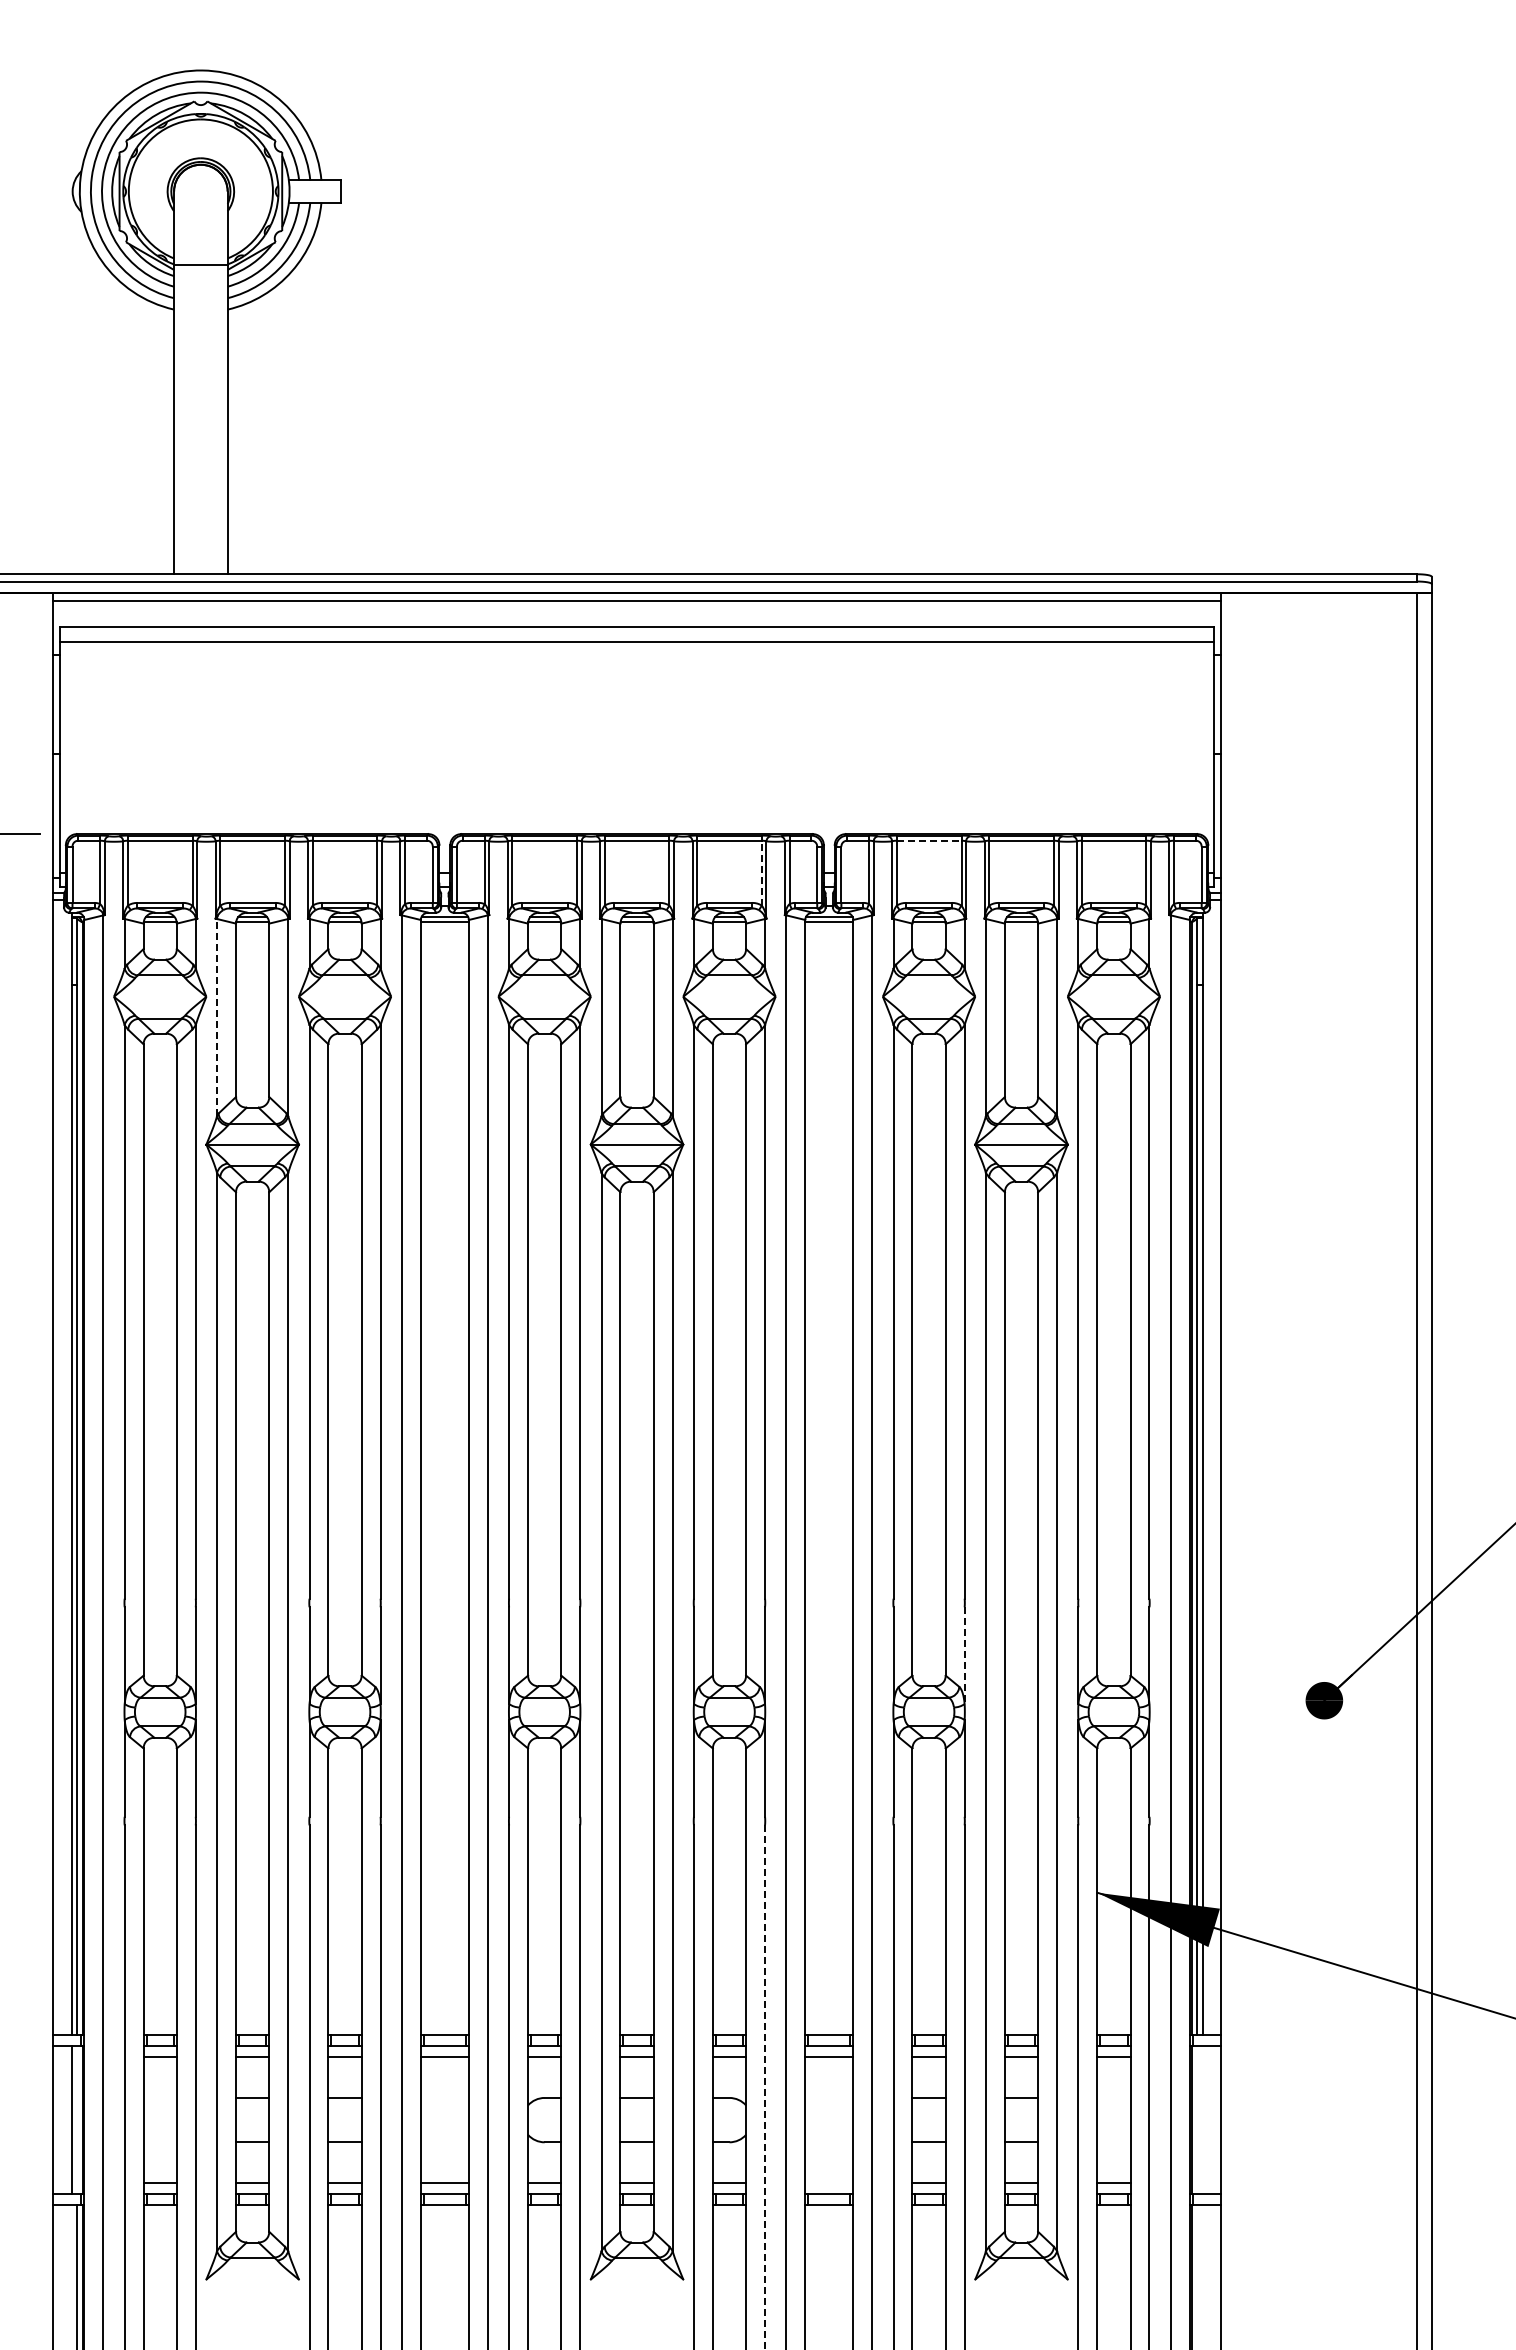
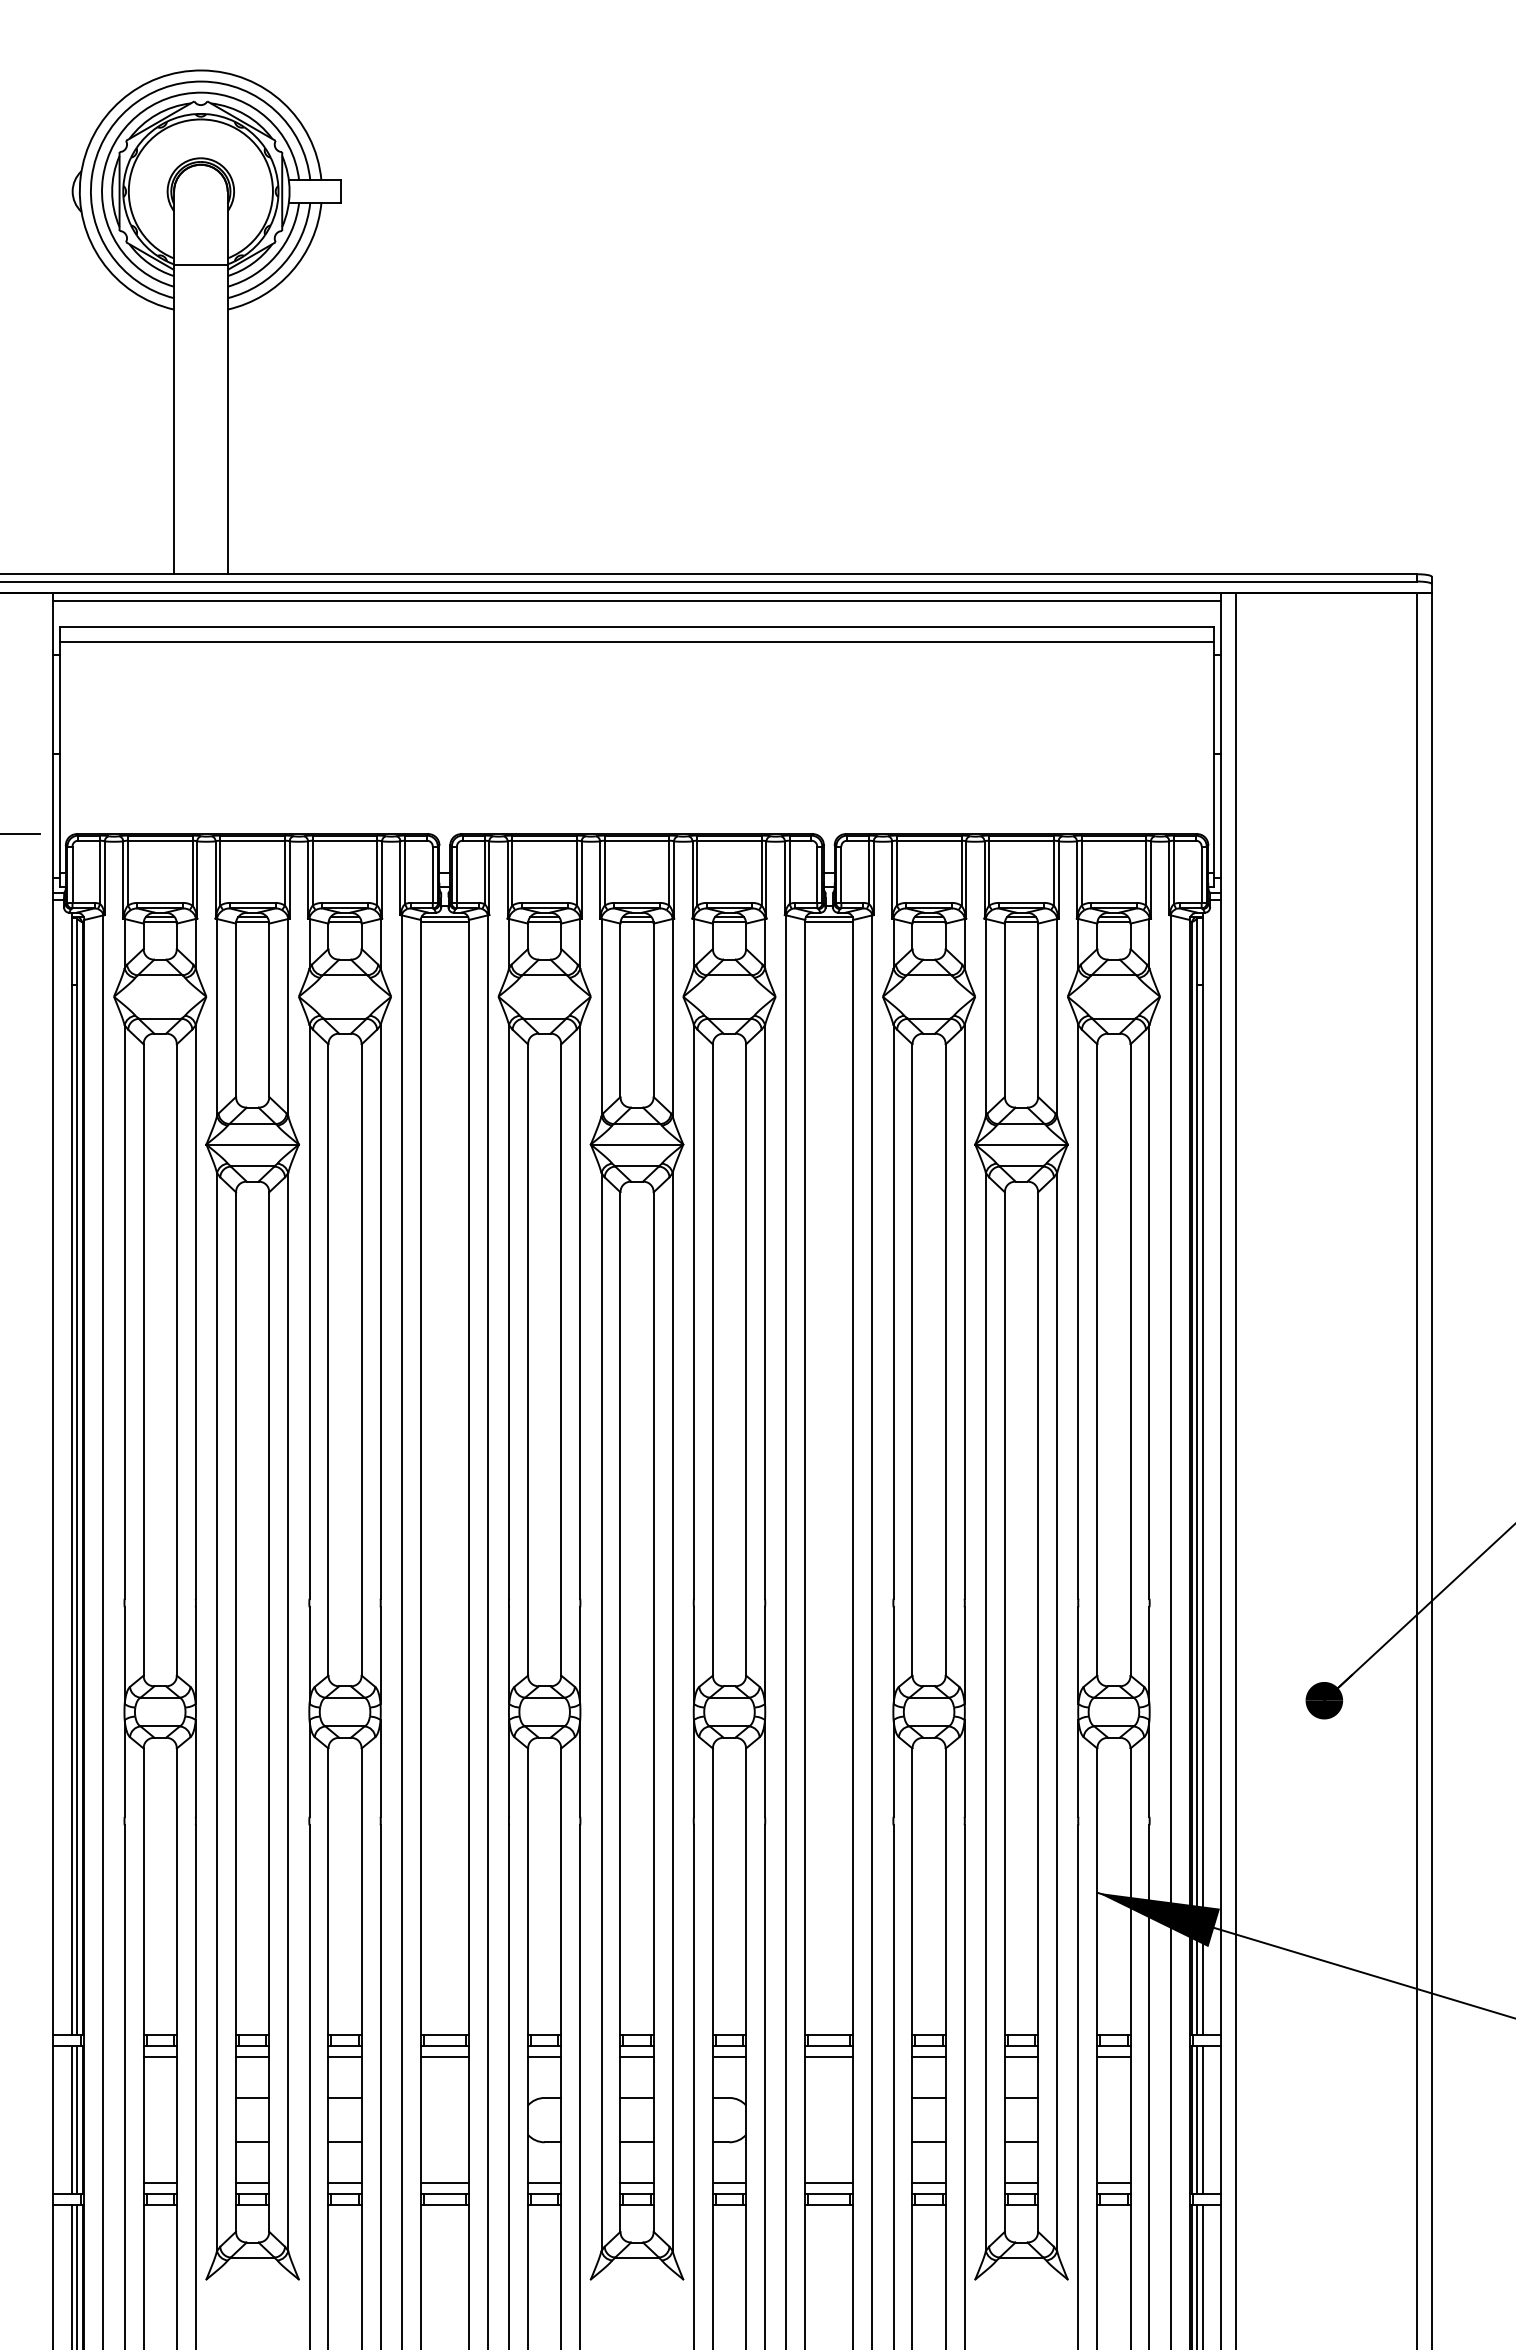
line: dashed -> solid (929, 840)
line: dashed -> solid (761, 872)
line: dashed -> solid (217, 1017)
line: none -> present (1235, 1469)
line: dashed -> solid (964, 1656)
line: dashed -> solid (765, 2088)
line: none -> present (77, 2120)
line: none -> present (1197, 2120)
line: none -> present (1202, 2120)
line: none -> present (829, 2182)
line: none -> present (71, 2275)
line: none -> present (1197, 2275)
line: none -> present (1202, 2275)
